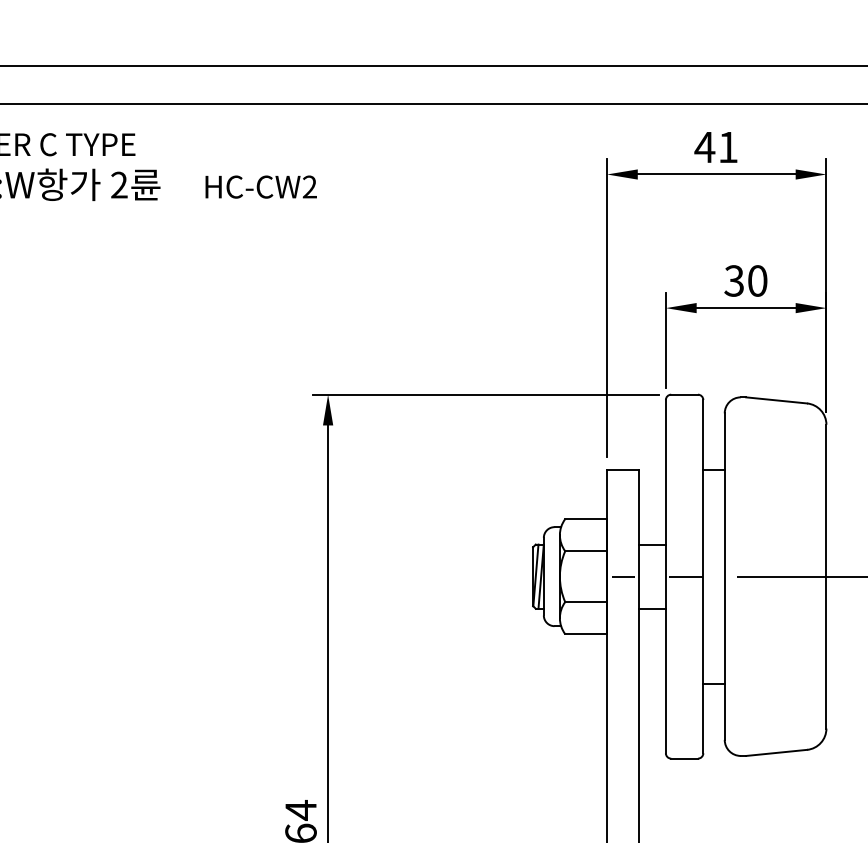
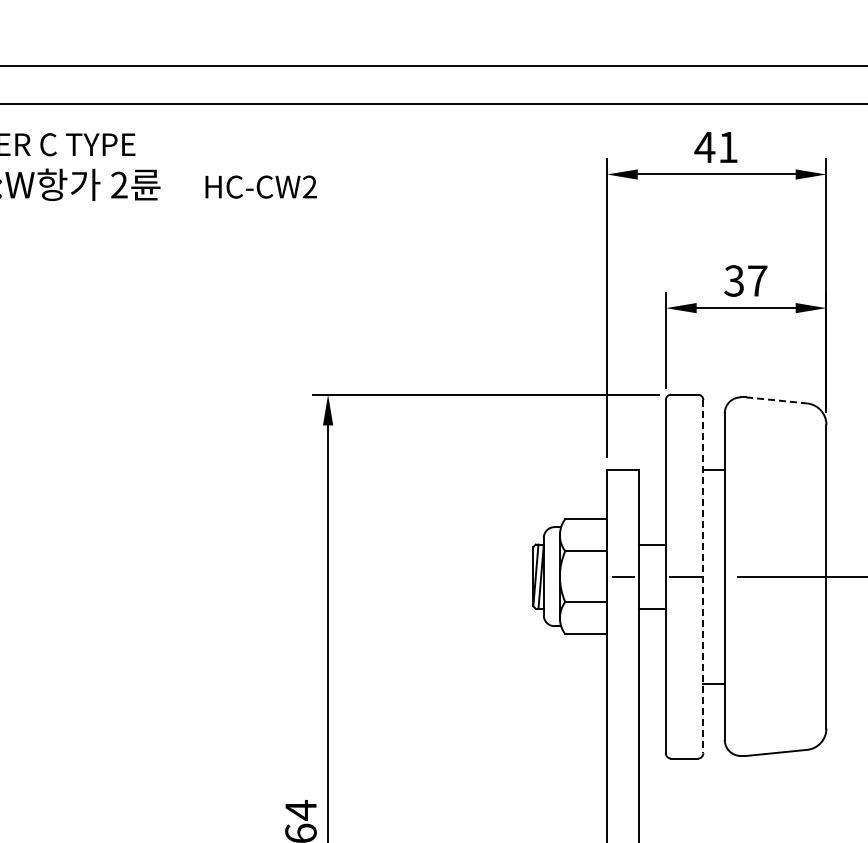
text: 30 -> 37 (757, 280)
line: solid -> dashed (776, 400)
line: solid -> dashed (703, 576)
